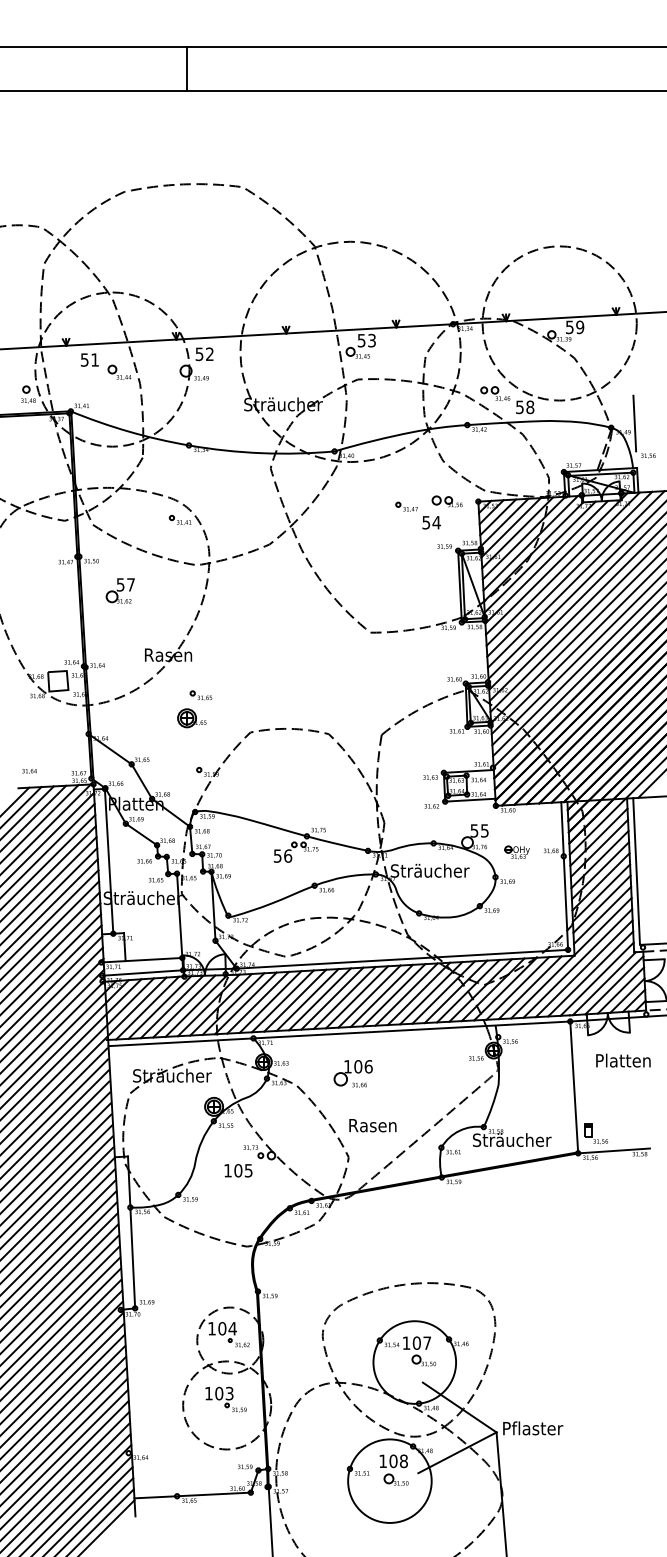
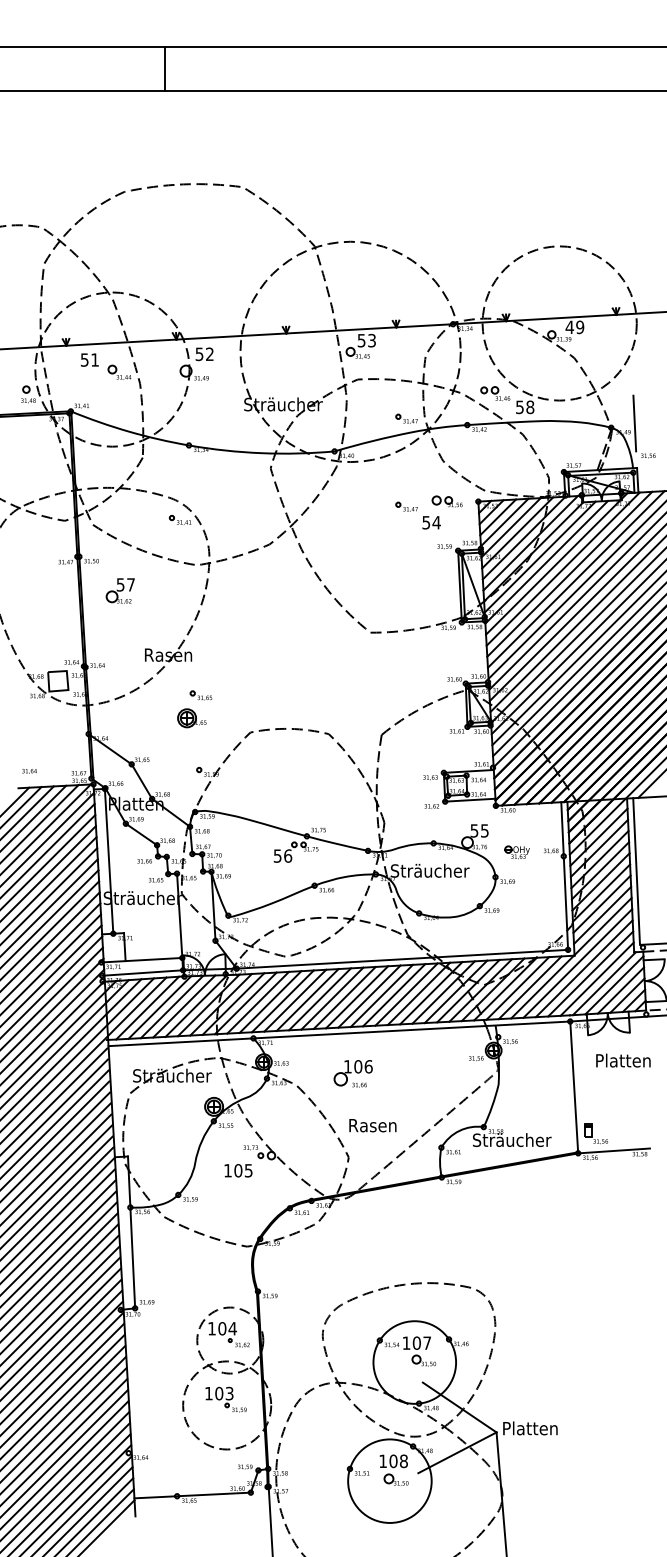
line position: (187, 68) -> (165, 68) (165, 68)
text: 59 -> 49 (569, 327)
part: none -> present (406, 418)
text: Pflaster -> Platten (537, 1428)
